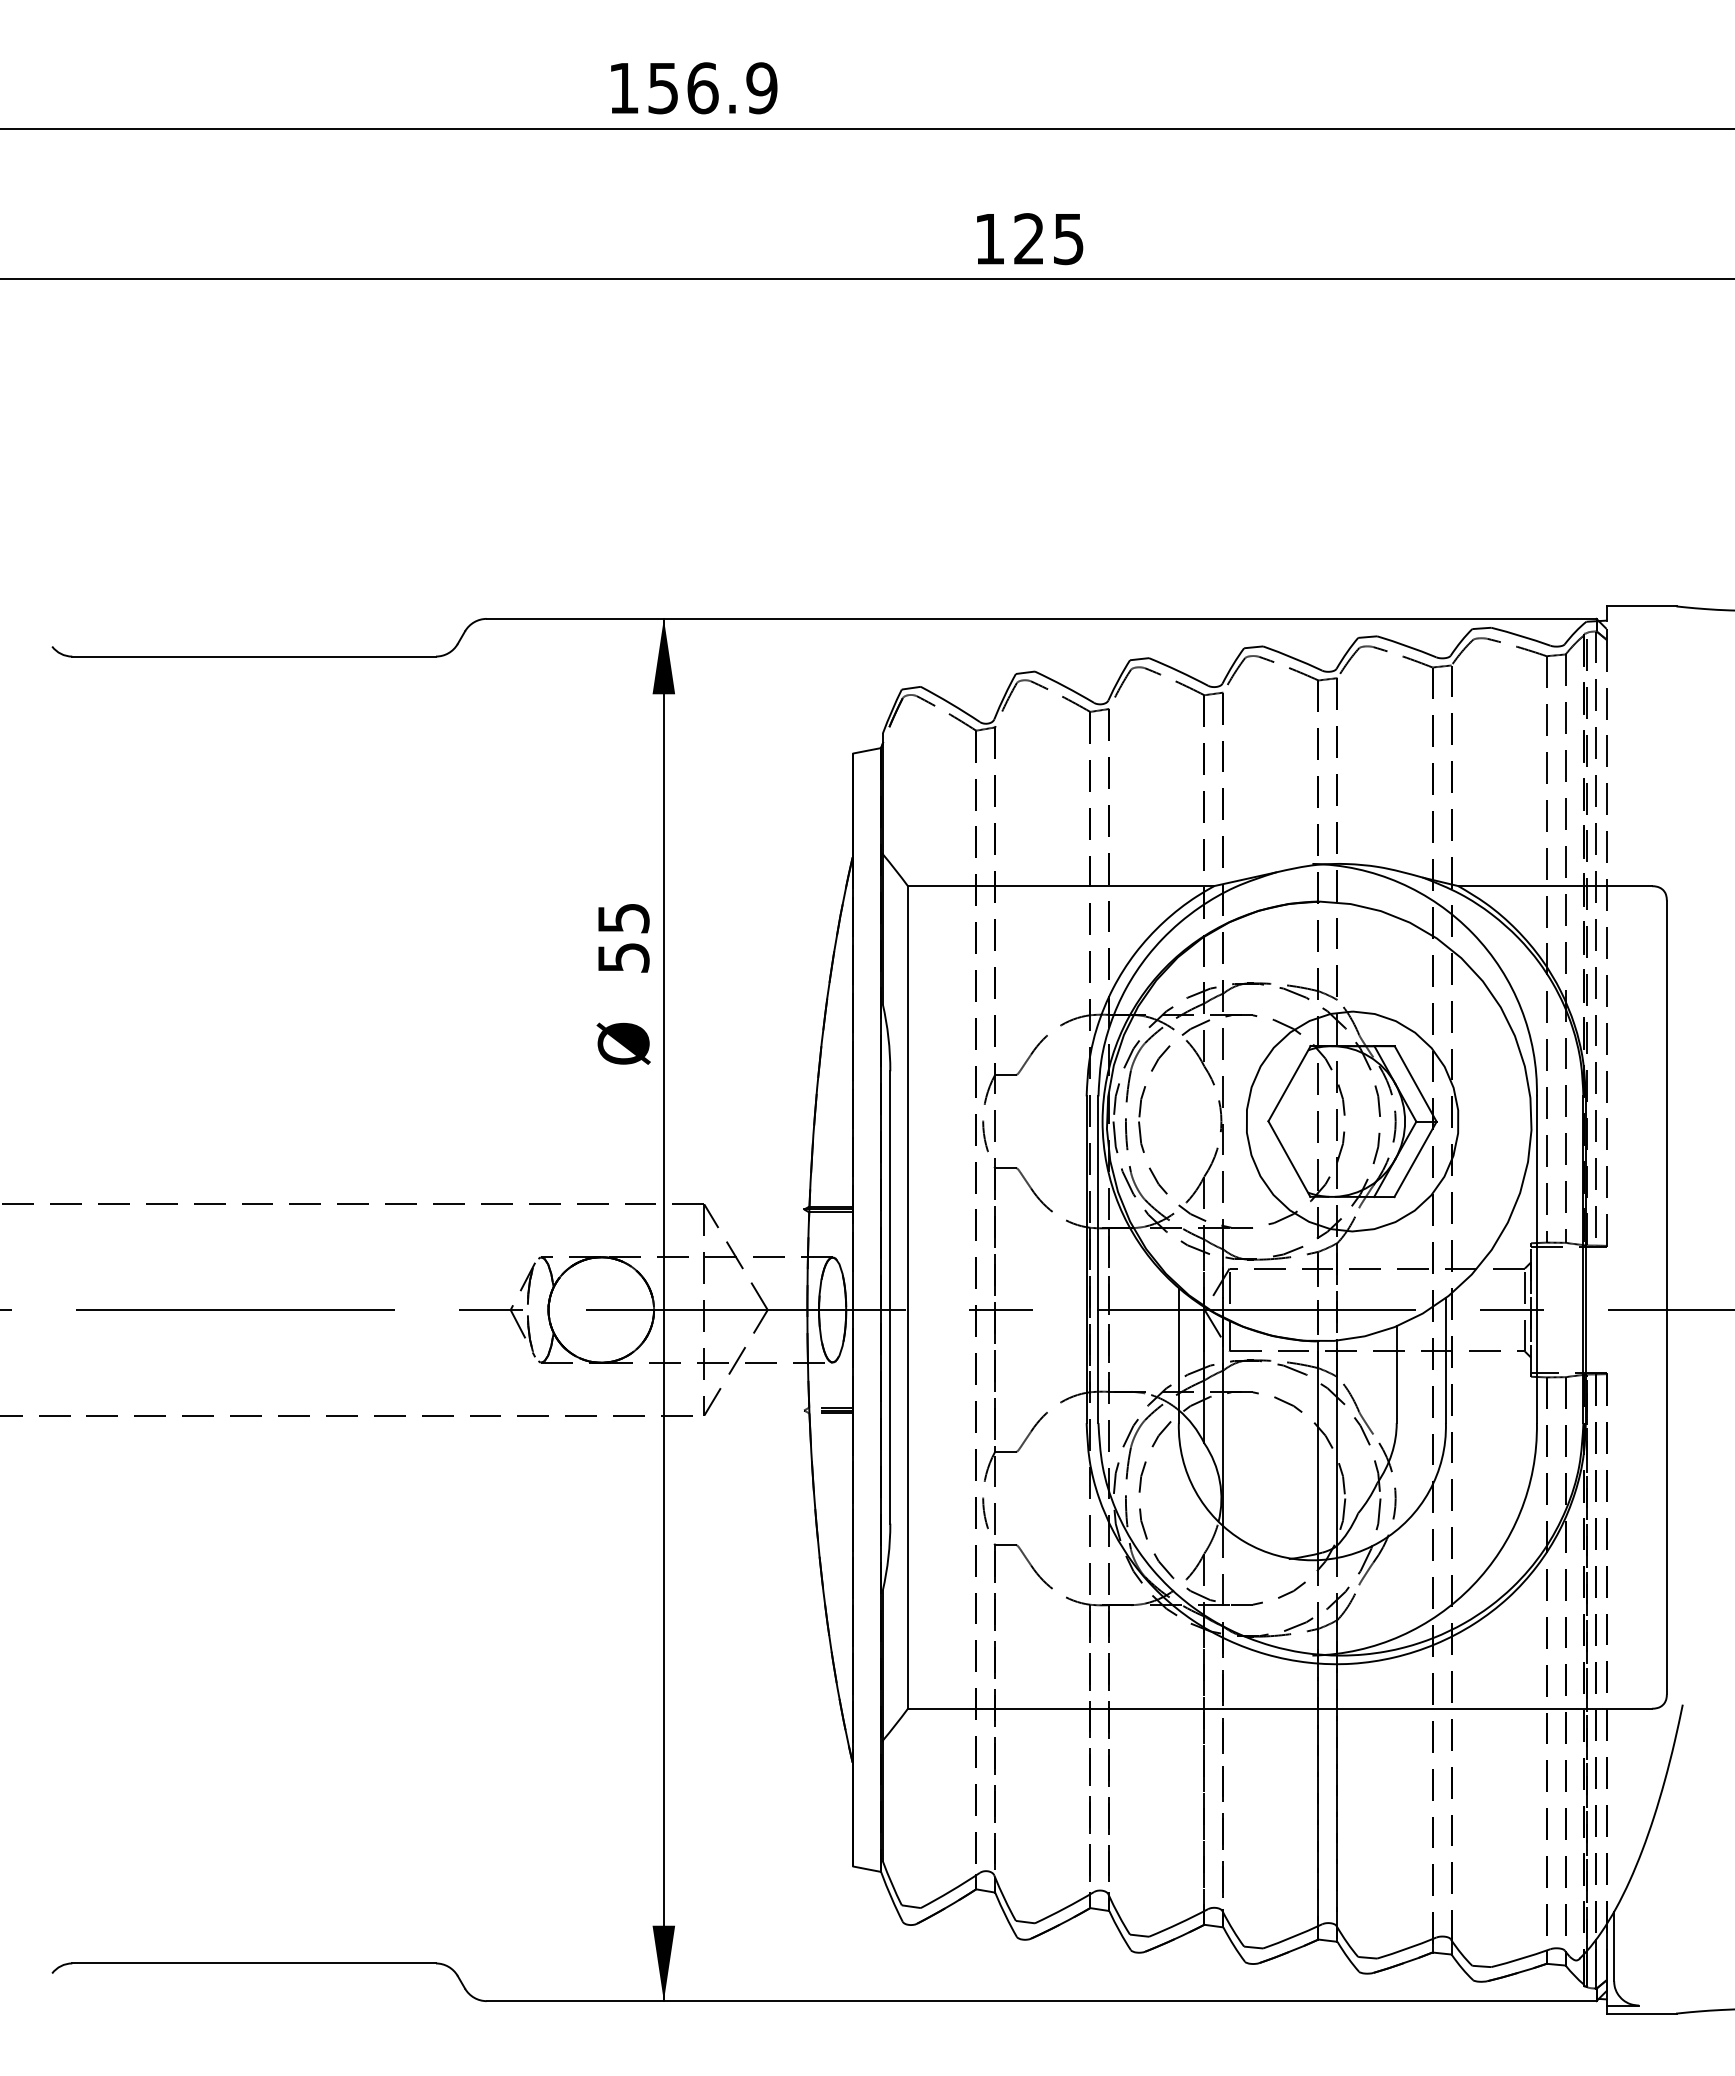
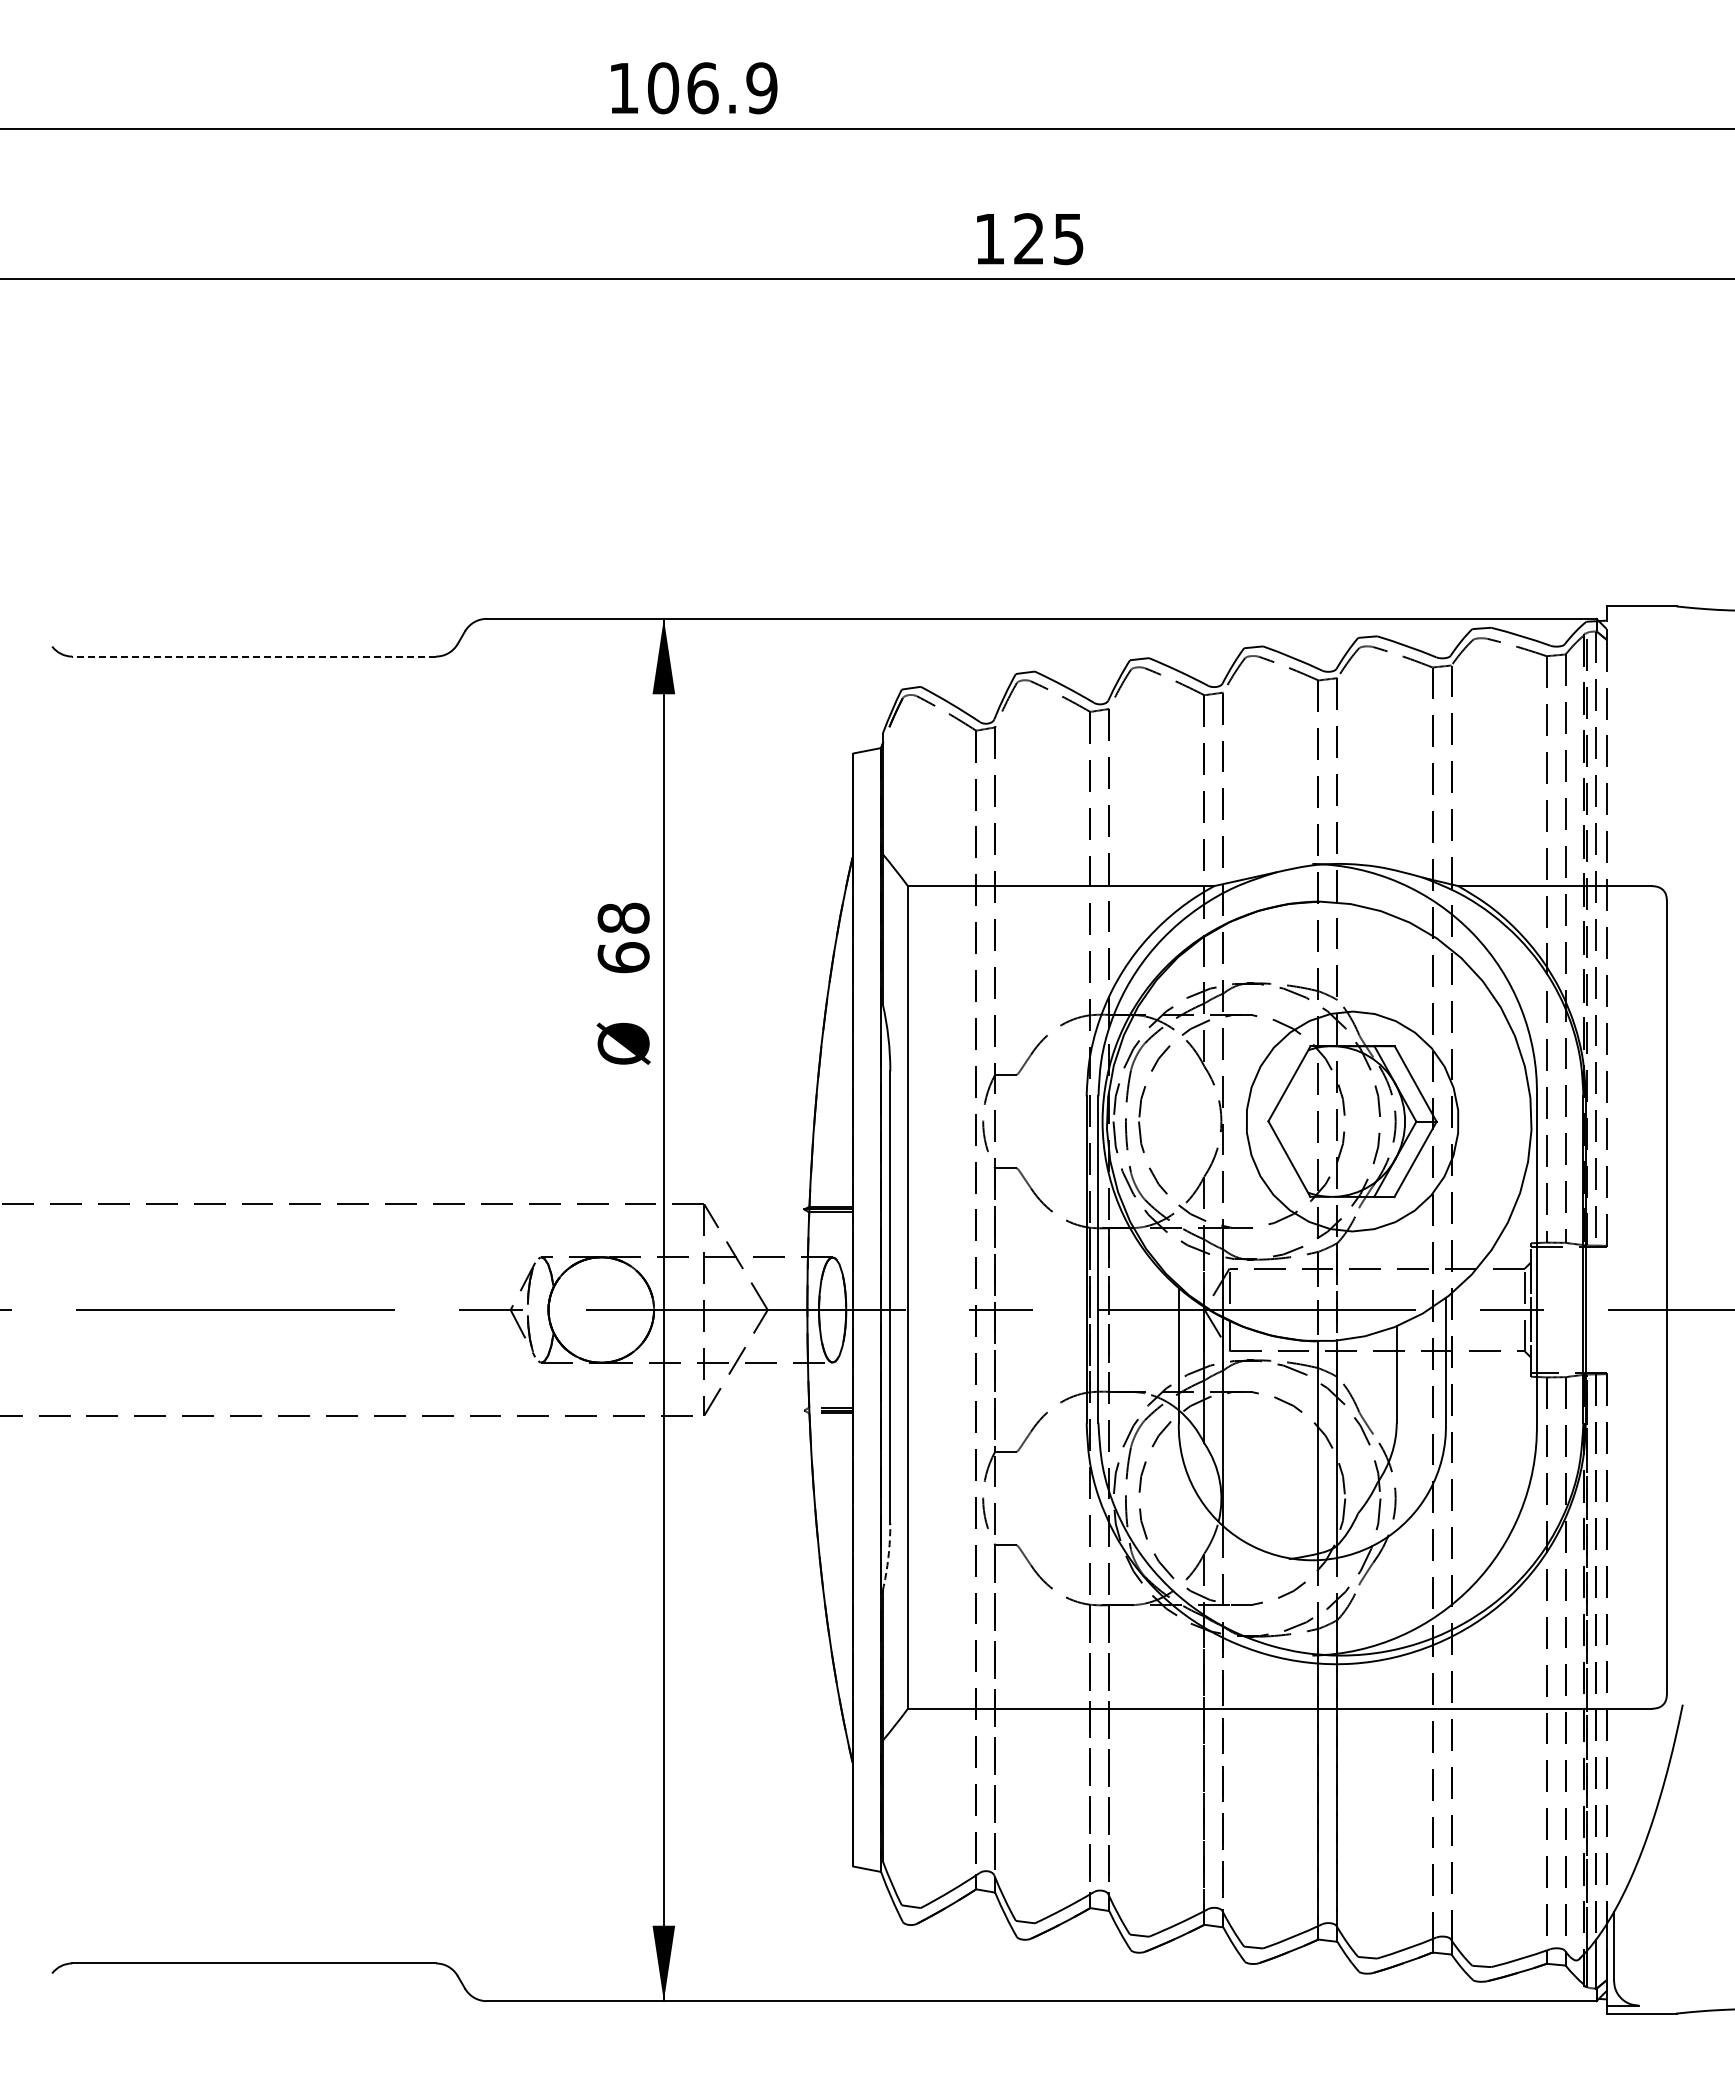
text: 156.9 -> 106.9 (663, 88)
line: solid -> dashed (254, 656)
text: 55 -> 68 (623, 937)
arc: solid -> dashed (888, 1557)
